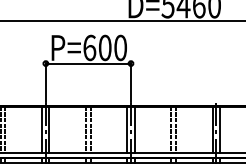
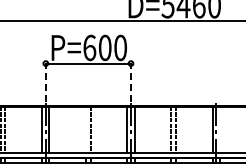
line: solid -> dashed (45, 82)
line: solid -> dashed (130, 82)
line: present -> none (86, 129)
line: present -> none (219, 129)
